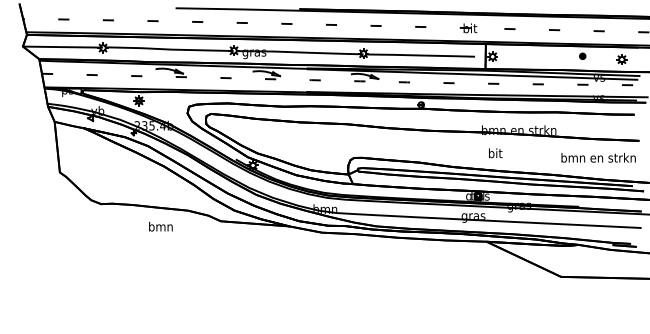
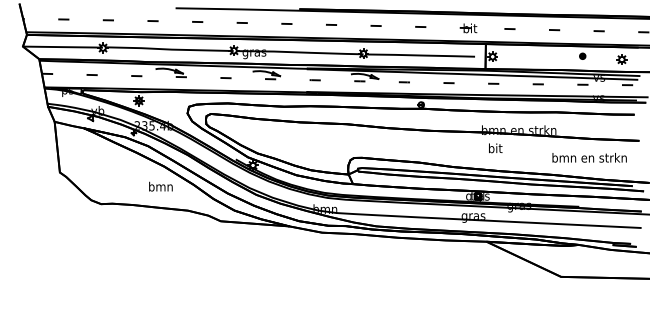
text position: (495, 153) -> (495, 148) (495, 148)
text position: (598, 157) -> (589, 157) (589, 157)
text position: (160, 226) -> (160, 186) (160, 186)
